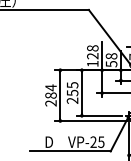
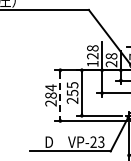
text: 58 -> 28 (111, 64)
line: solid -> dashed (60, 95)
text: VP-25 -> VP-23 (101, 141)
